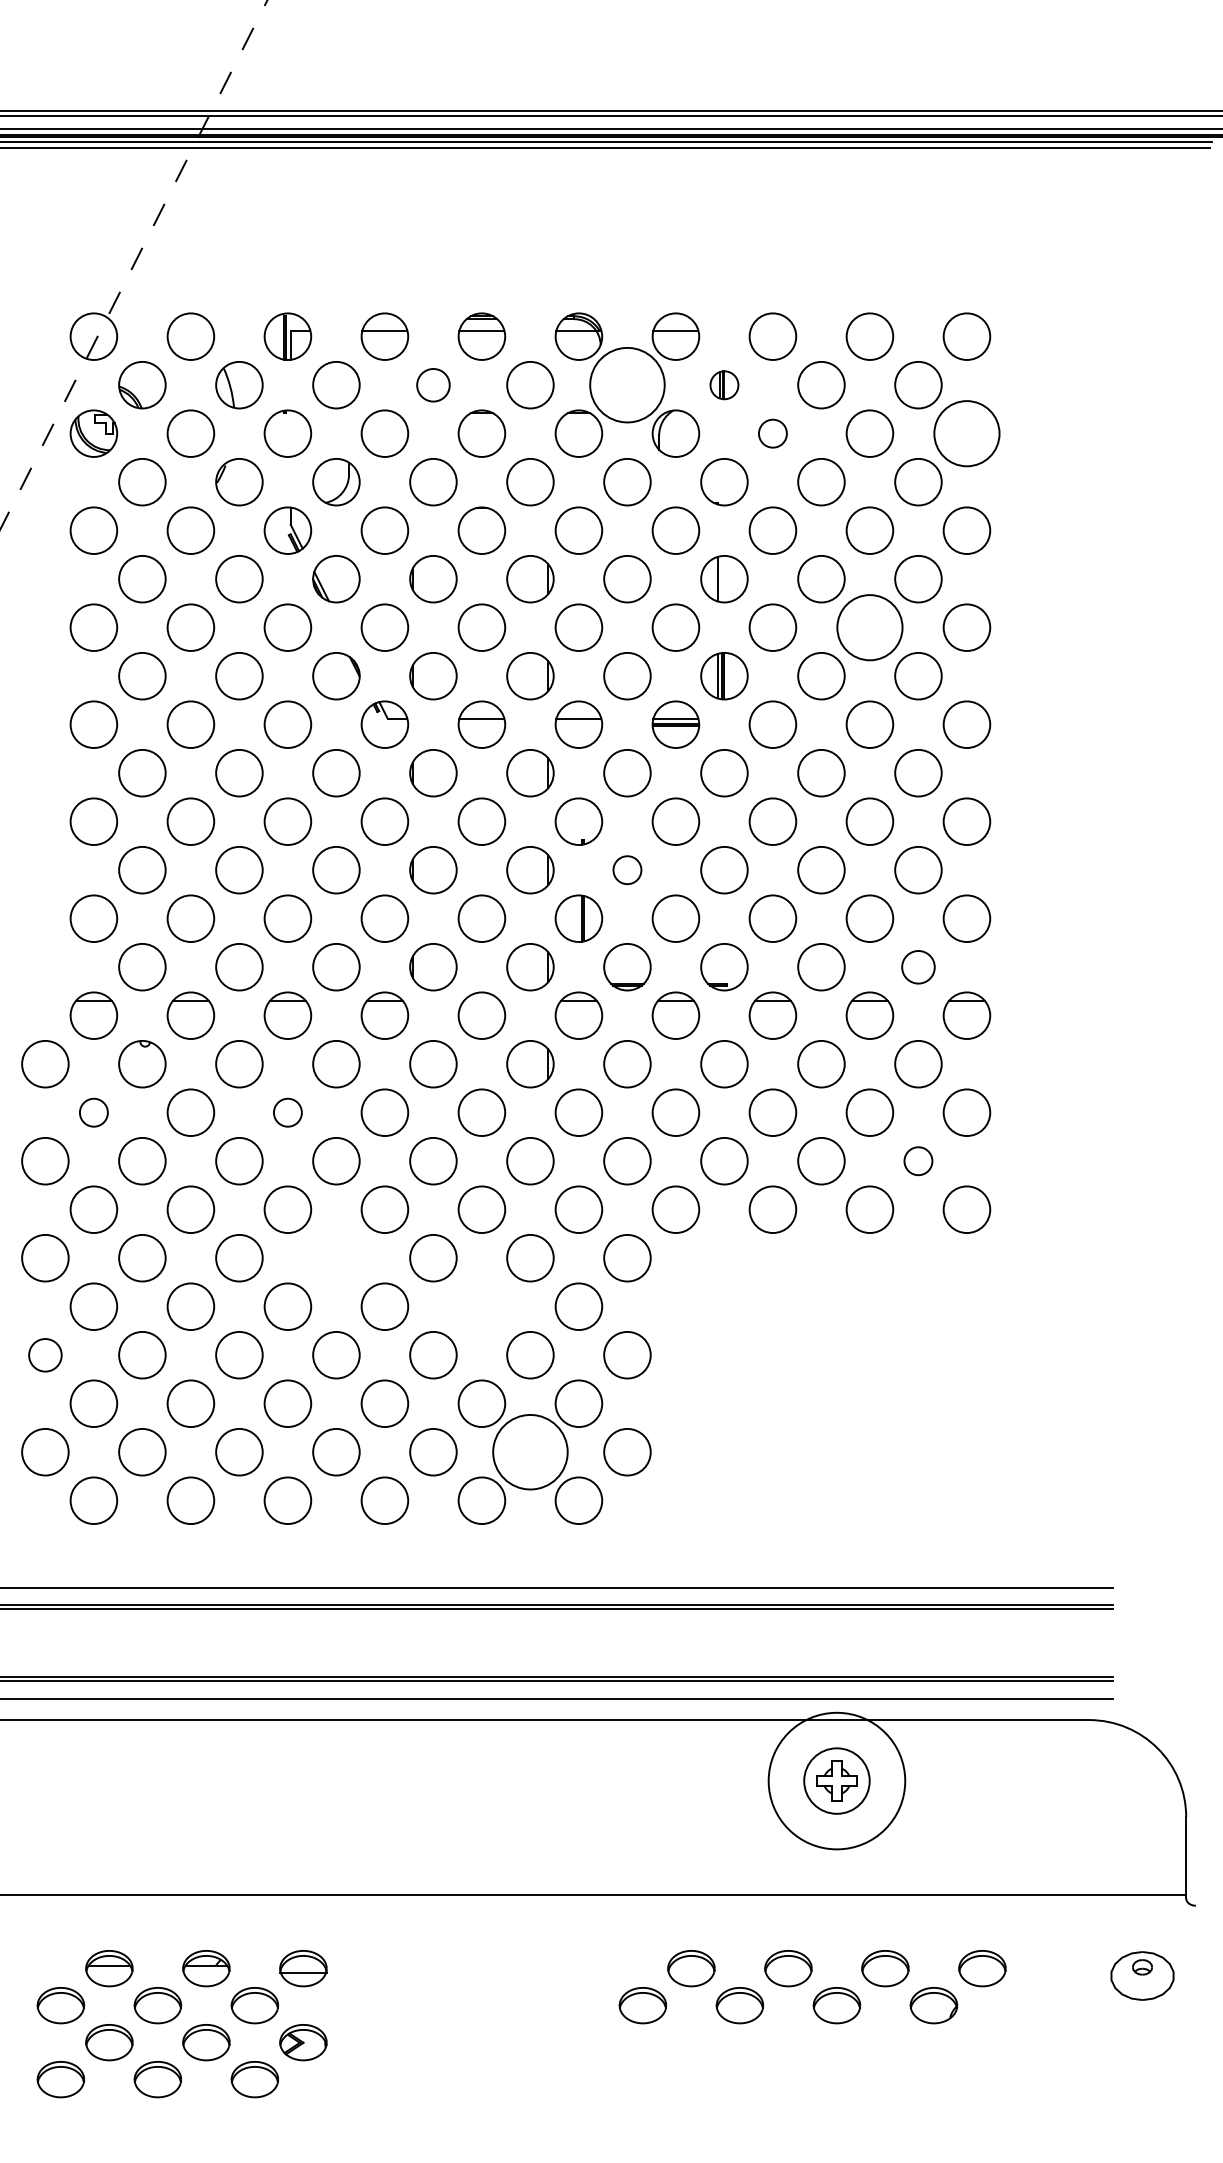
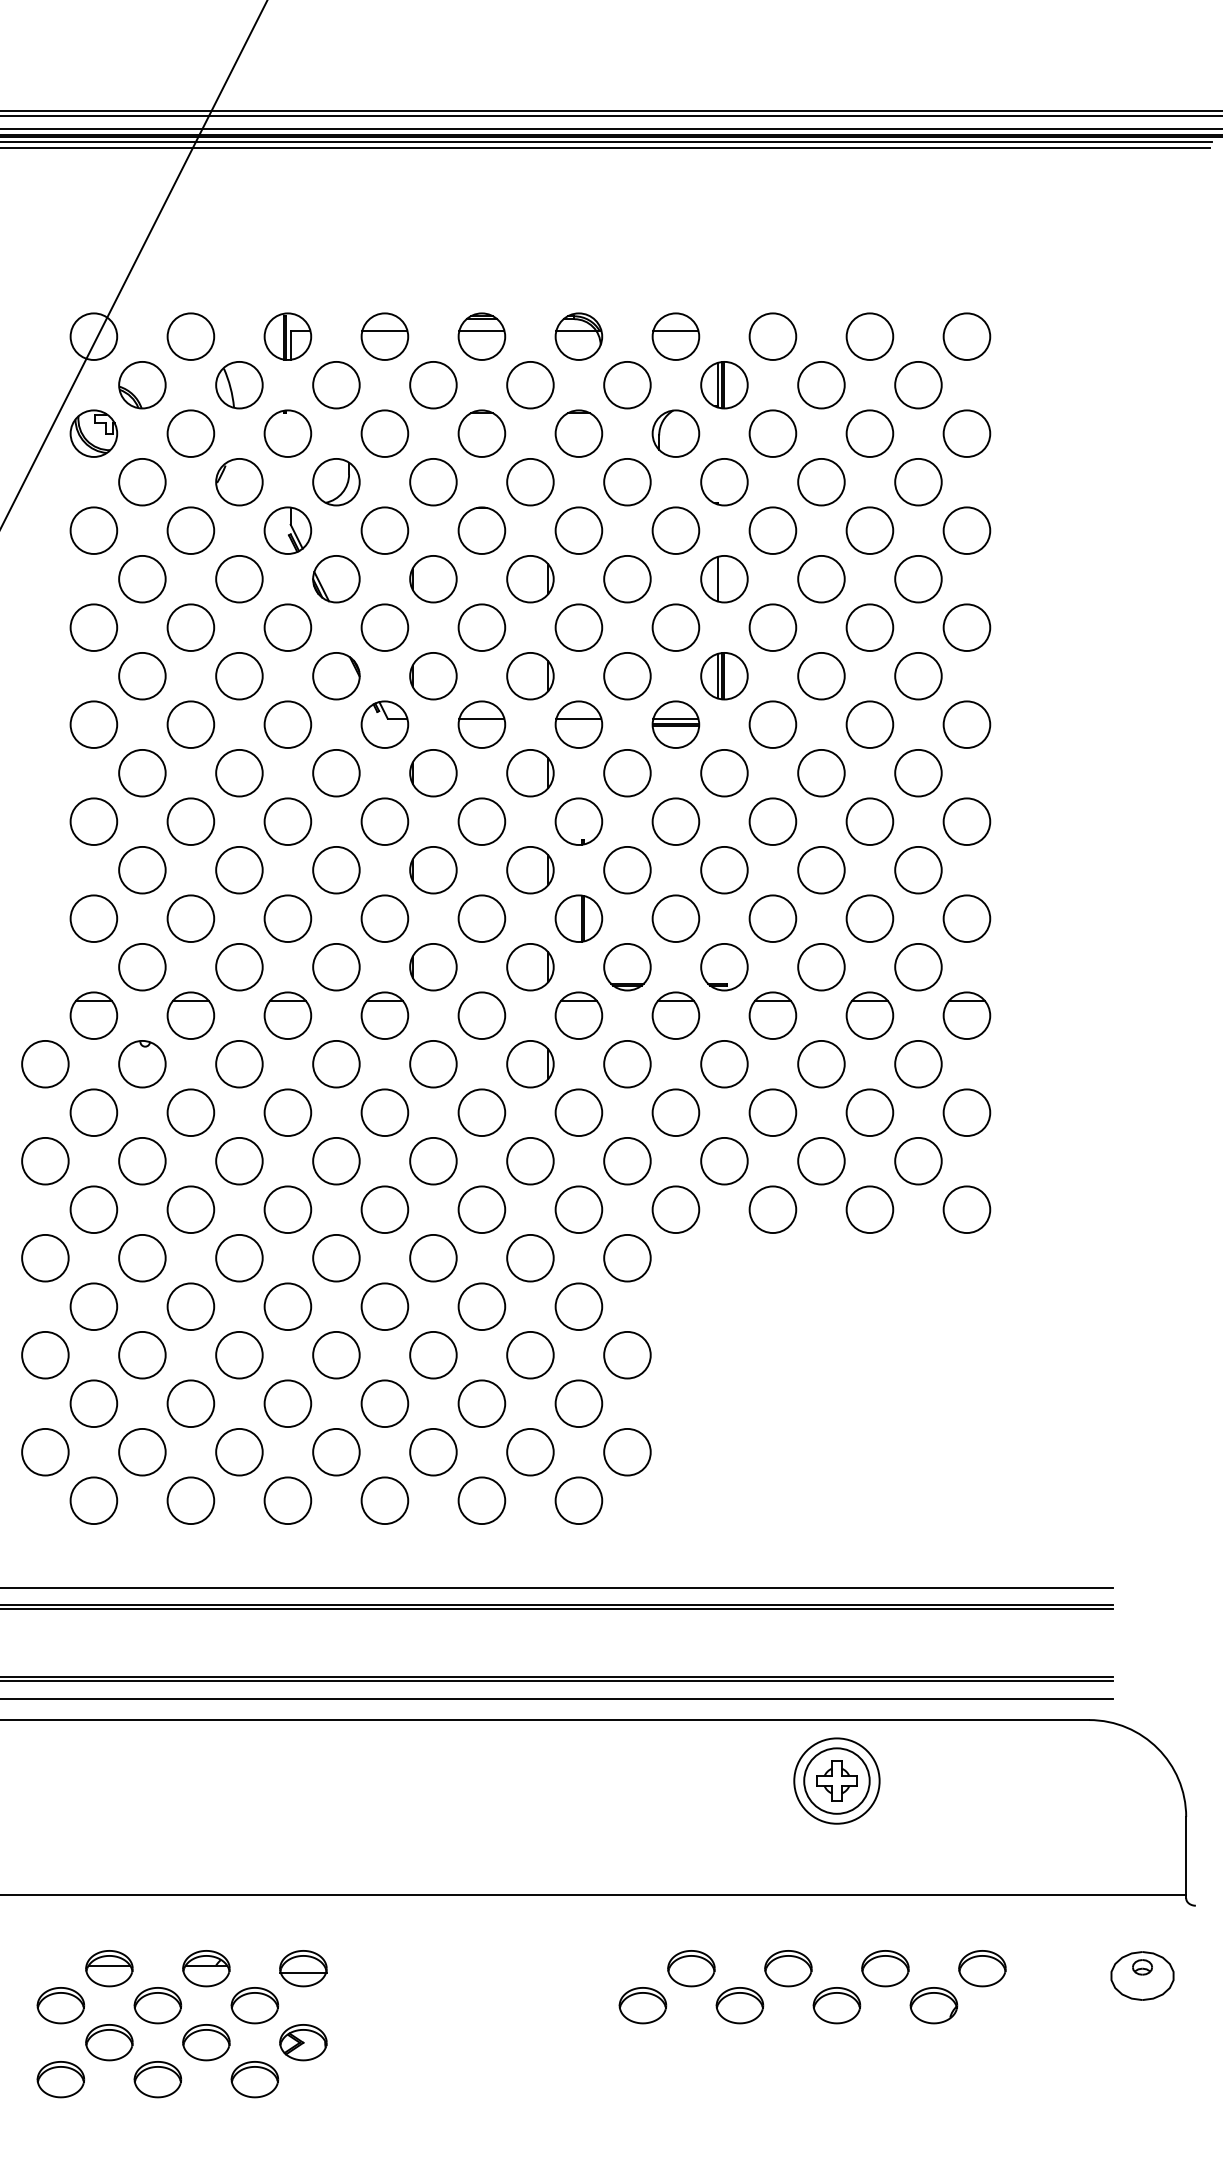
line: dashed -> solid (133, 265)
circle diameter: 75 px -> 47 px (627, 384)
circle size: 35x35 px -> 49x49 px (433, 385)
part size: 31x31 px -> 49x49 px (724, 385)
circle diameter: 28 px -> 47 px (772, 433)
circle diameter: 65 px -> 47 px (966, 433)
circle diameter: 65 px -> 47 px (869, 627)
circle diameter: 28 px -> 47 px (627, 869)
circle size: 35x35 px -> 49x49 px (918, 967)
circle diameter: 28 px -> 47 px (93, 1112)
circle diameter: 28 px -> 47 px (287, 1112)
circle diameter: 28 px -> 47 px (918, 1160)
circle: none -> present (336, 1258)
circle: none -> present (481, 1306)
circle size: 35x35 px -> 49x49 px (45, 1355)
circle diameter: 75 px -> 47 px (530, 1451)
circle diameter: 137 px -> 85 px (836, 1780)
